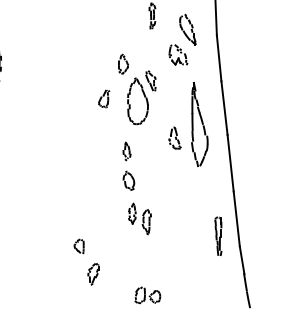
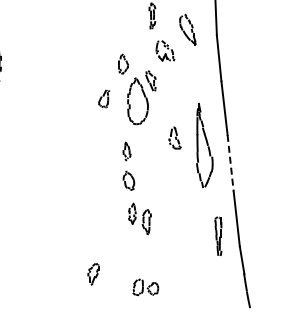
part position: (178, 54) -> (165, 50) (165, 50)
part position: (199, 124) -> (204, 145) (204, 145)
line: solid -> dashed (230, 163)
part: present -> none (78, 246)
part position: (147, 295) -> (145, 287) (145, 287)
